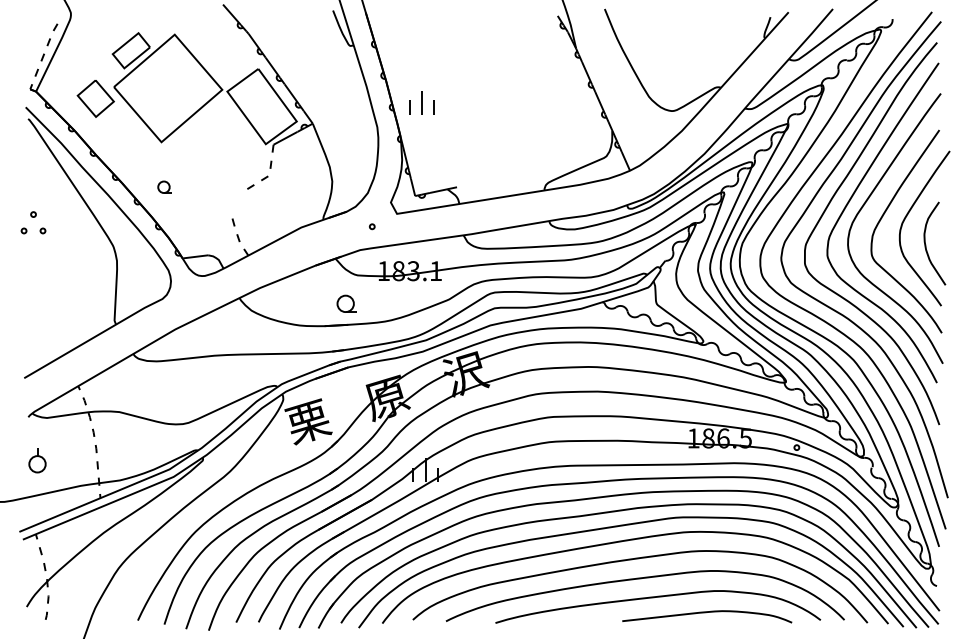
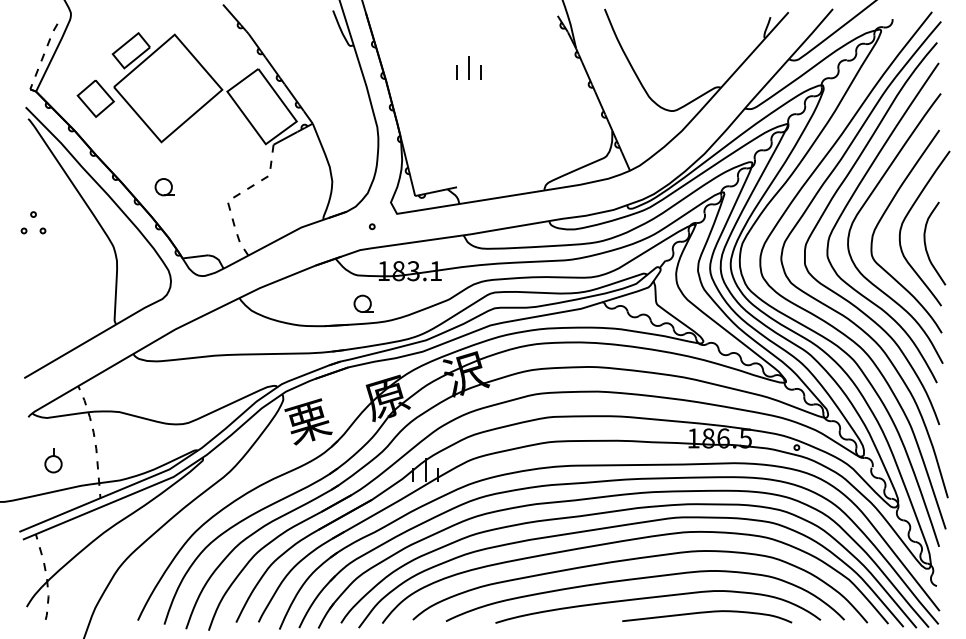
part position: (421, 102) -> (468, 67) (468, 67)
part size: 15x14 px -> 21x19 px (164, 187)
part: none -> present (233, 201)
part position: (346, 303) -> (363, 303) (363, 303)
part position: (37, 460) -> (53, 460) (53, 460)
